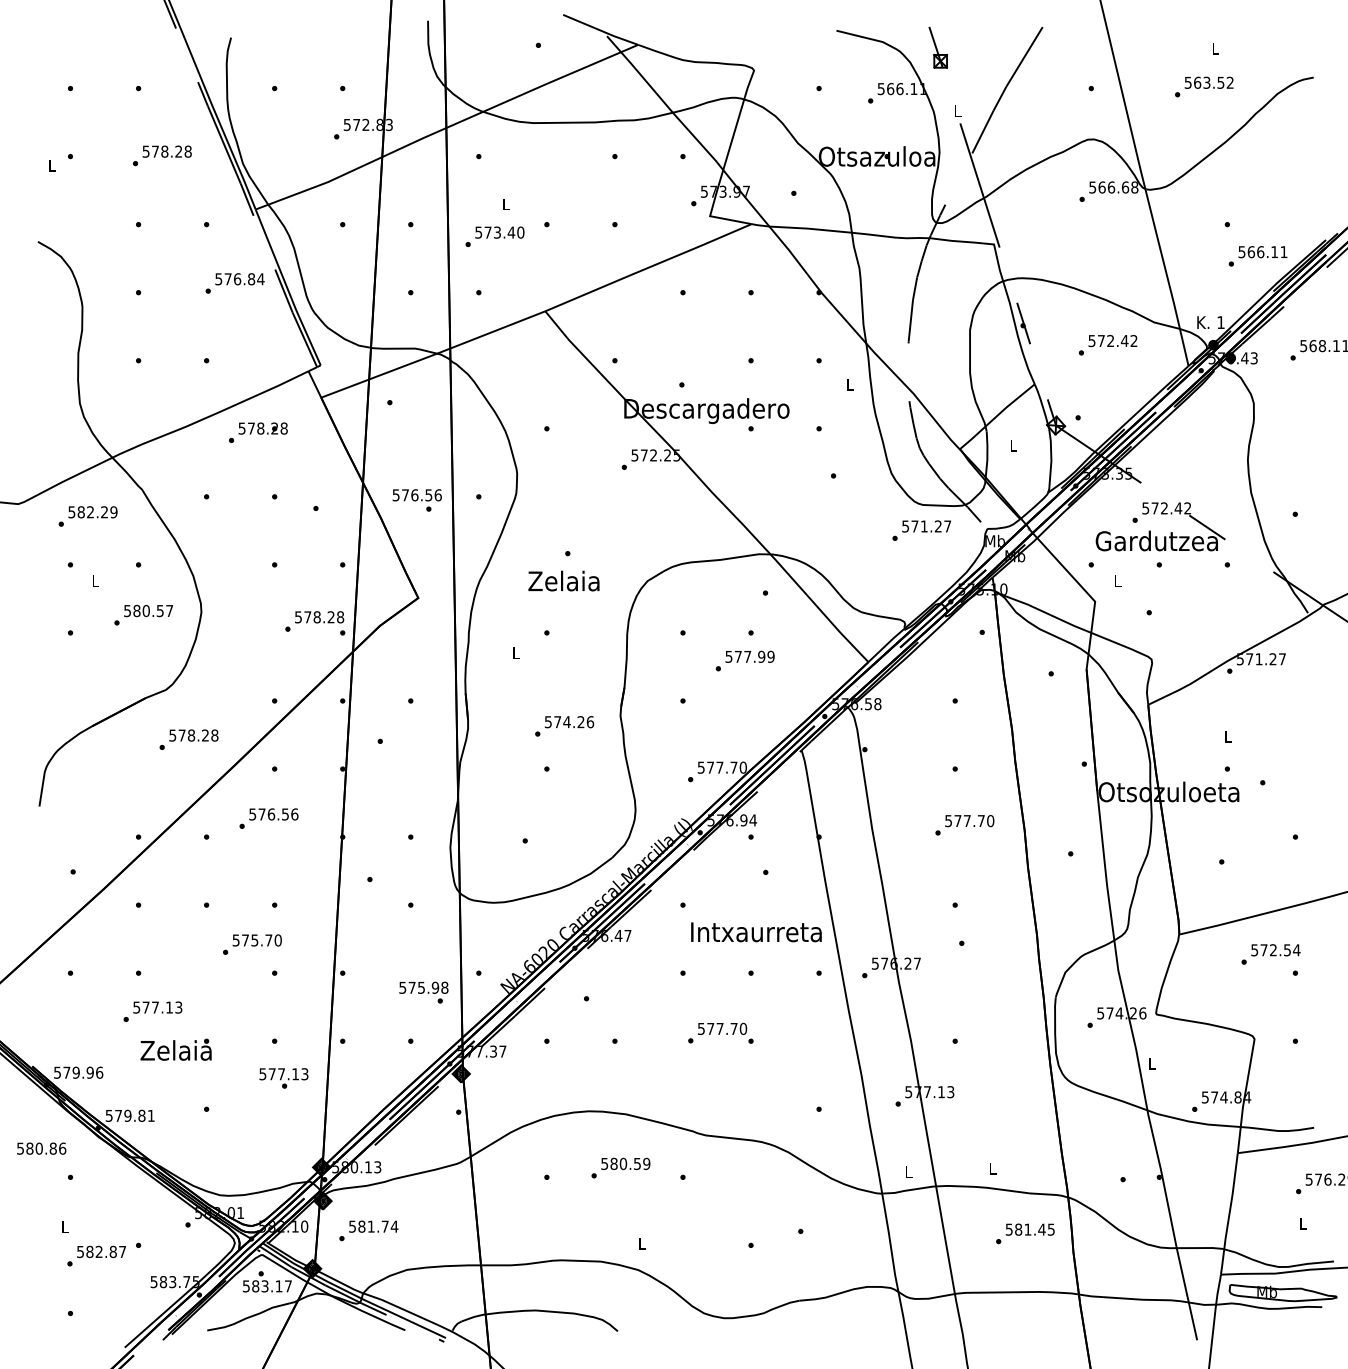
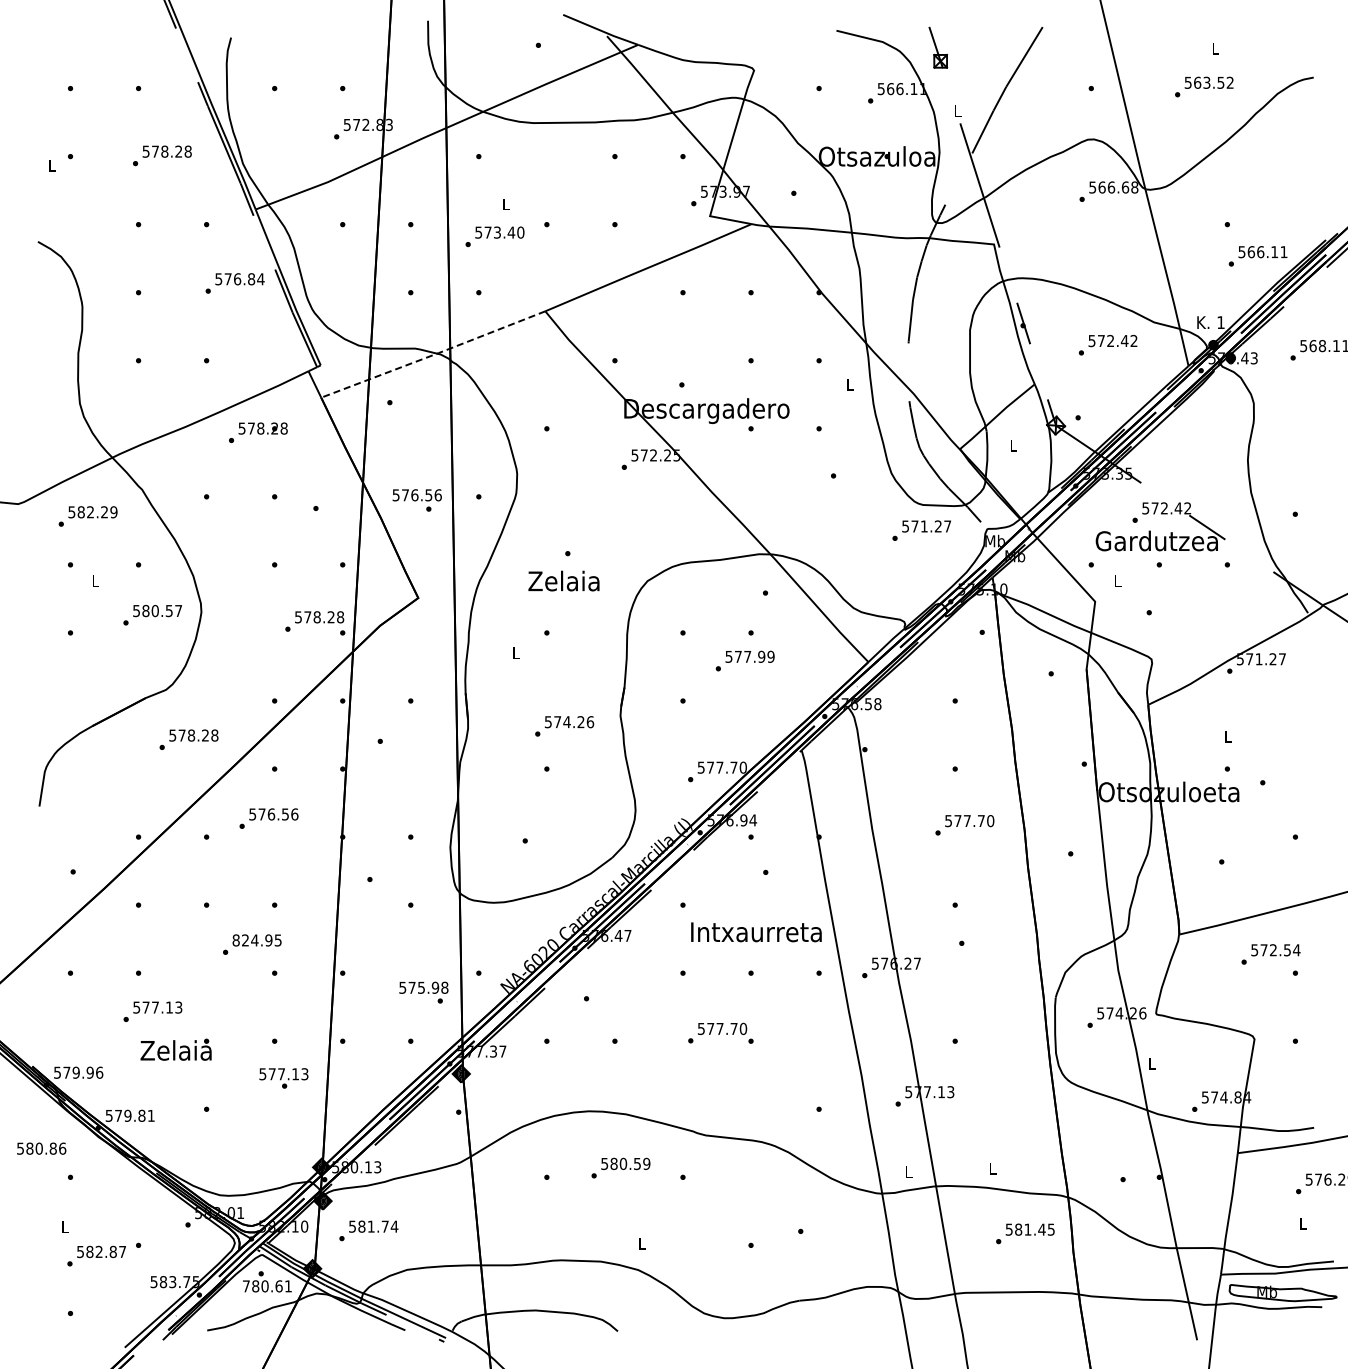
line: solid -> dashed (434, 354)
text position: (143, 615) -> (152, 615) (152, 615)
text: 575.70 -> 824.95 (256, 940)
text: 583.17 -> 780.61 (266, 1286)
